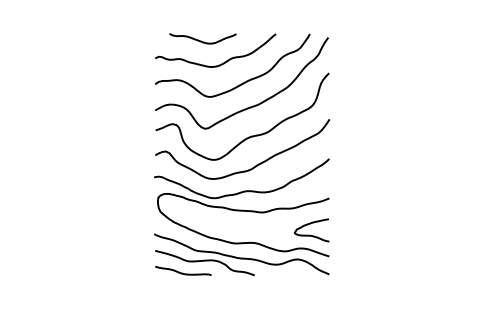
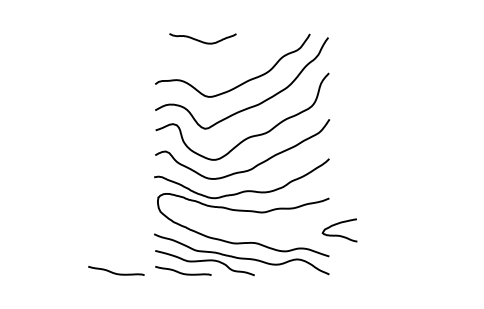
curve: present -> none (224, 61)
curve position: (310, 234) -> (338, 234) (338, 234)
curve: none -> present (115, 272)
